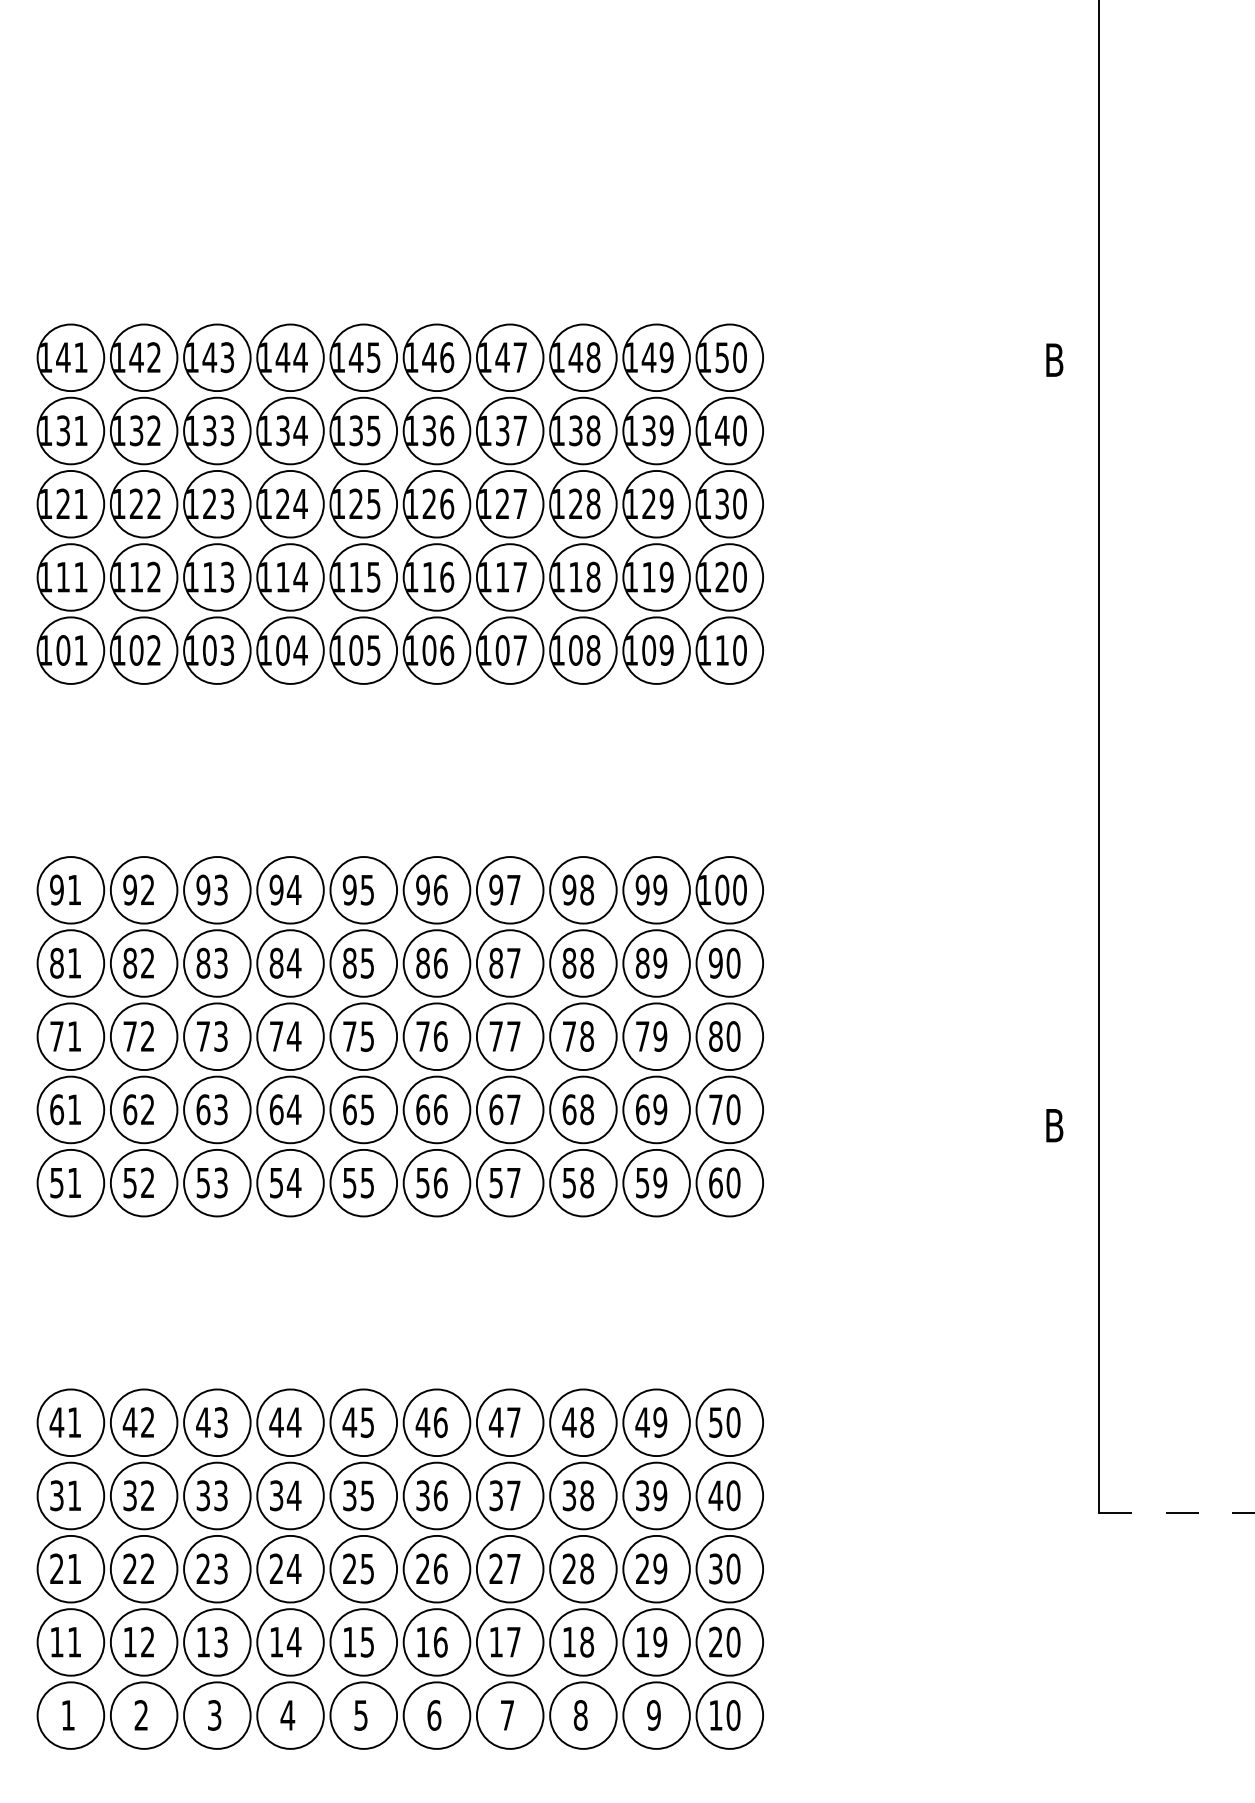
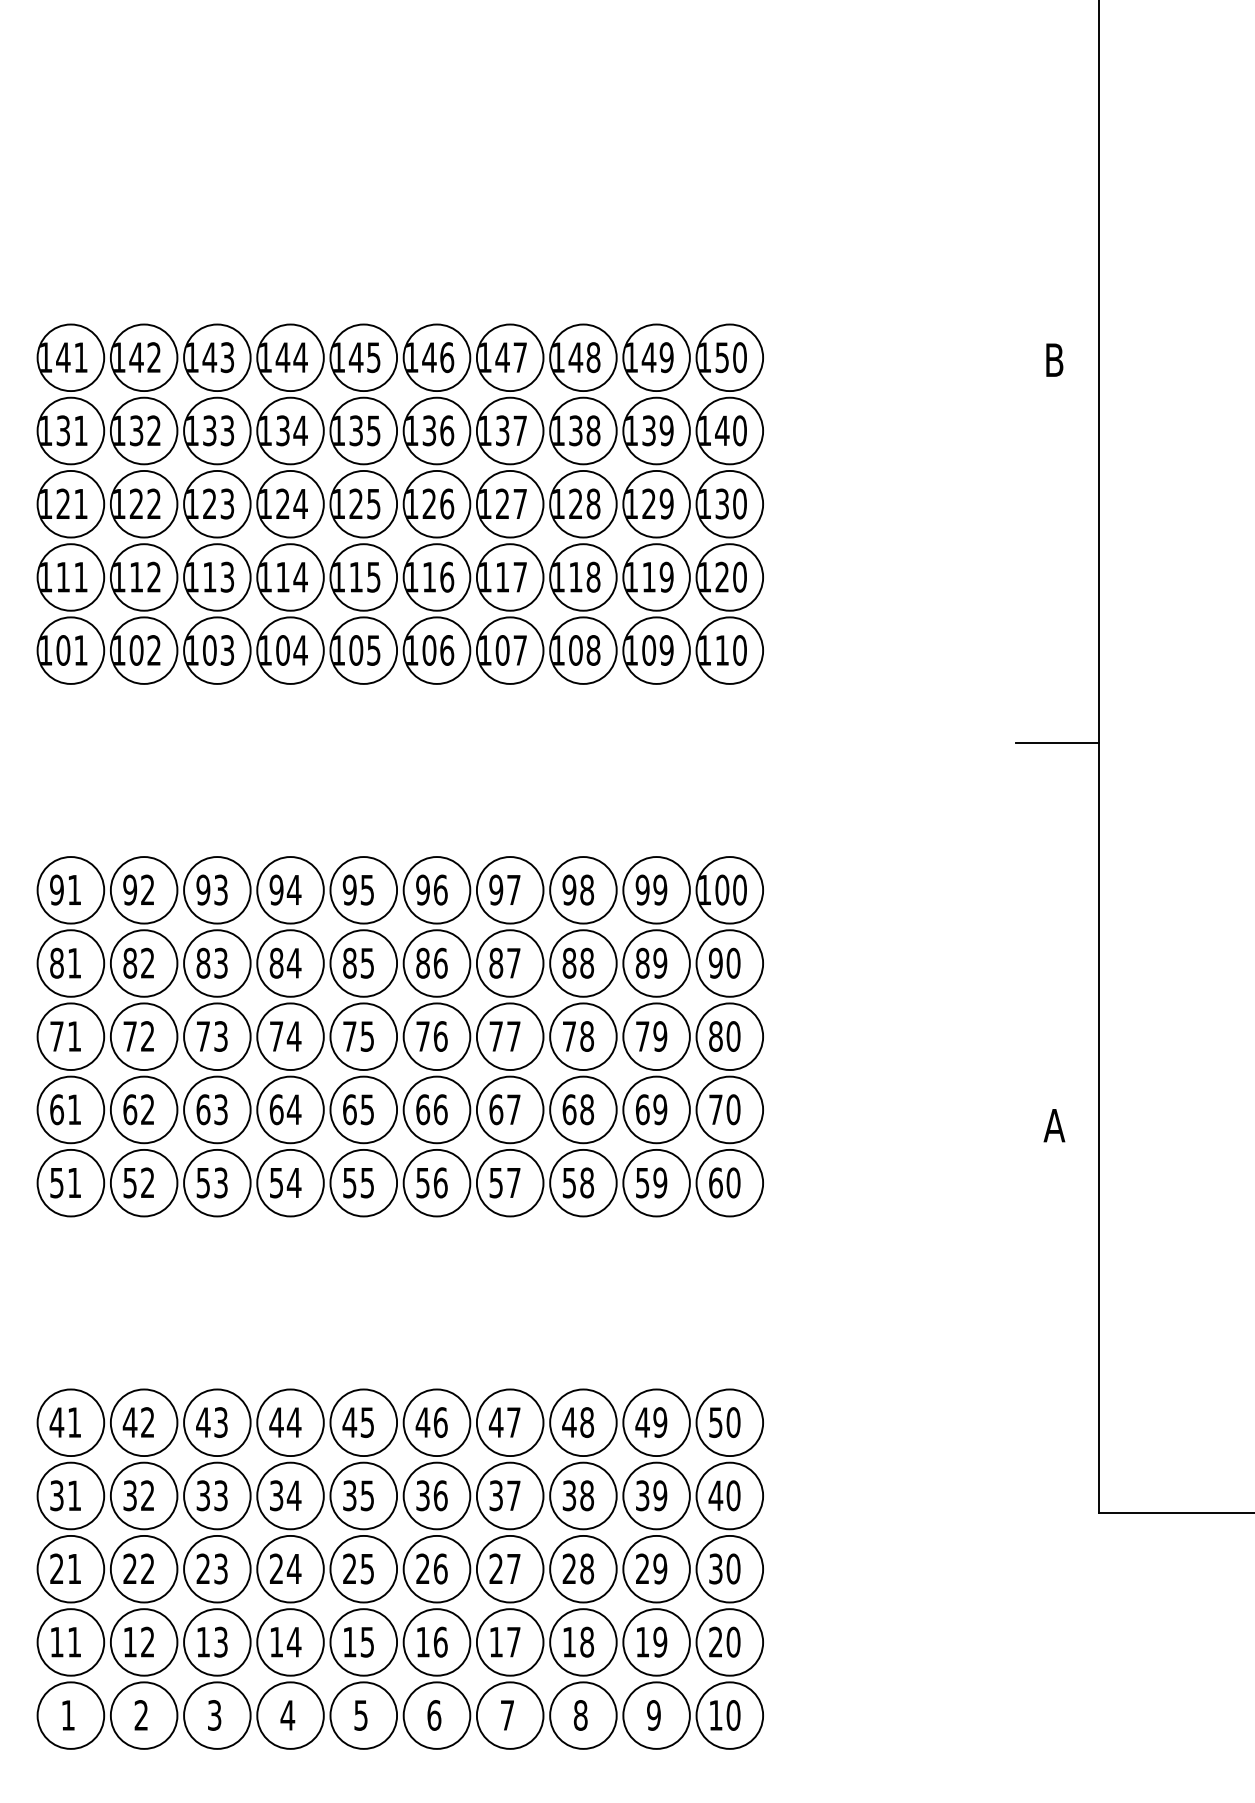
line: none -> present (1056, 742)
text: B -> A (1054, 1125)
line: dashed -> solid (1176, 1512)
